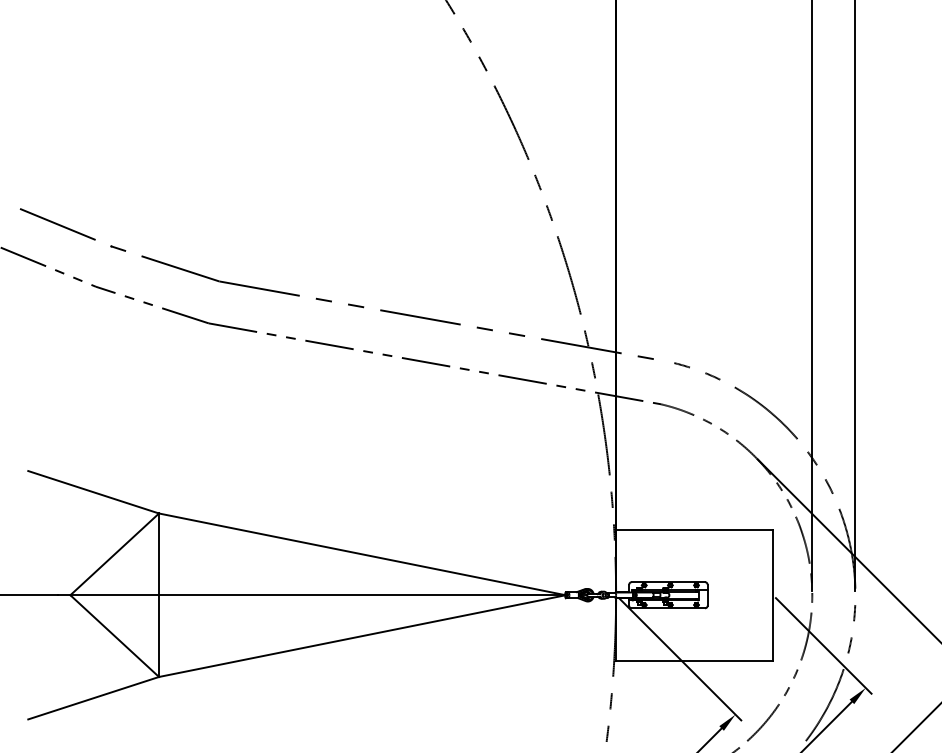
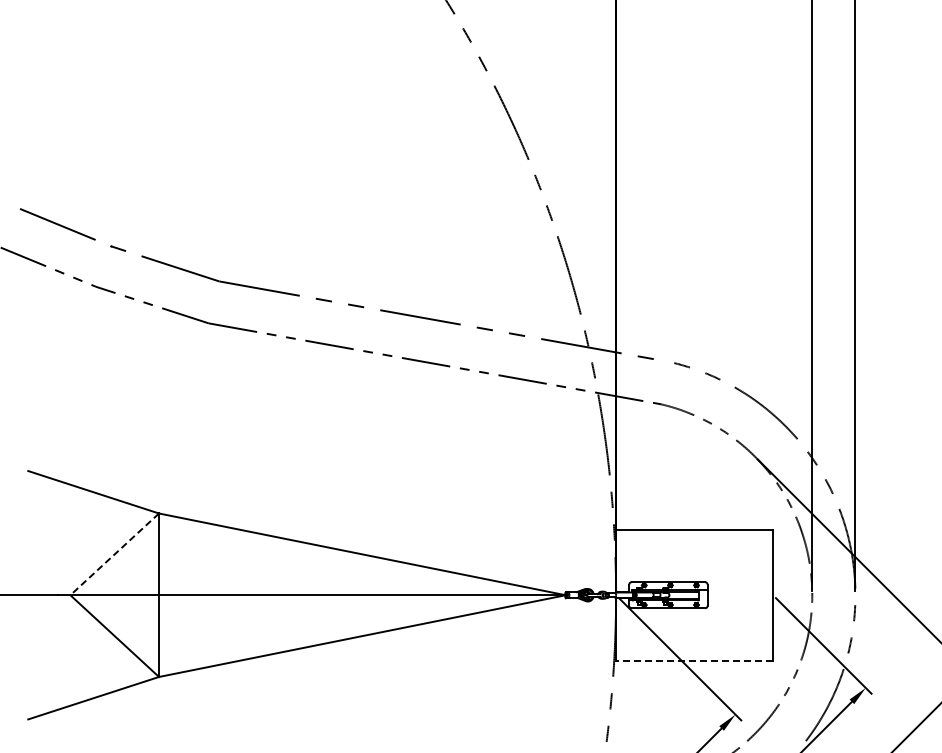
line: solid -> dashed (114, 554)
line: solid -> dashed (694, 660)
